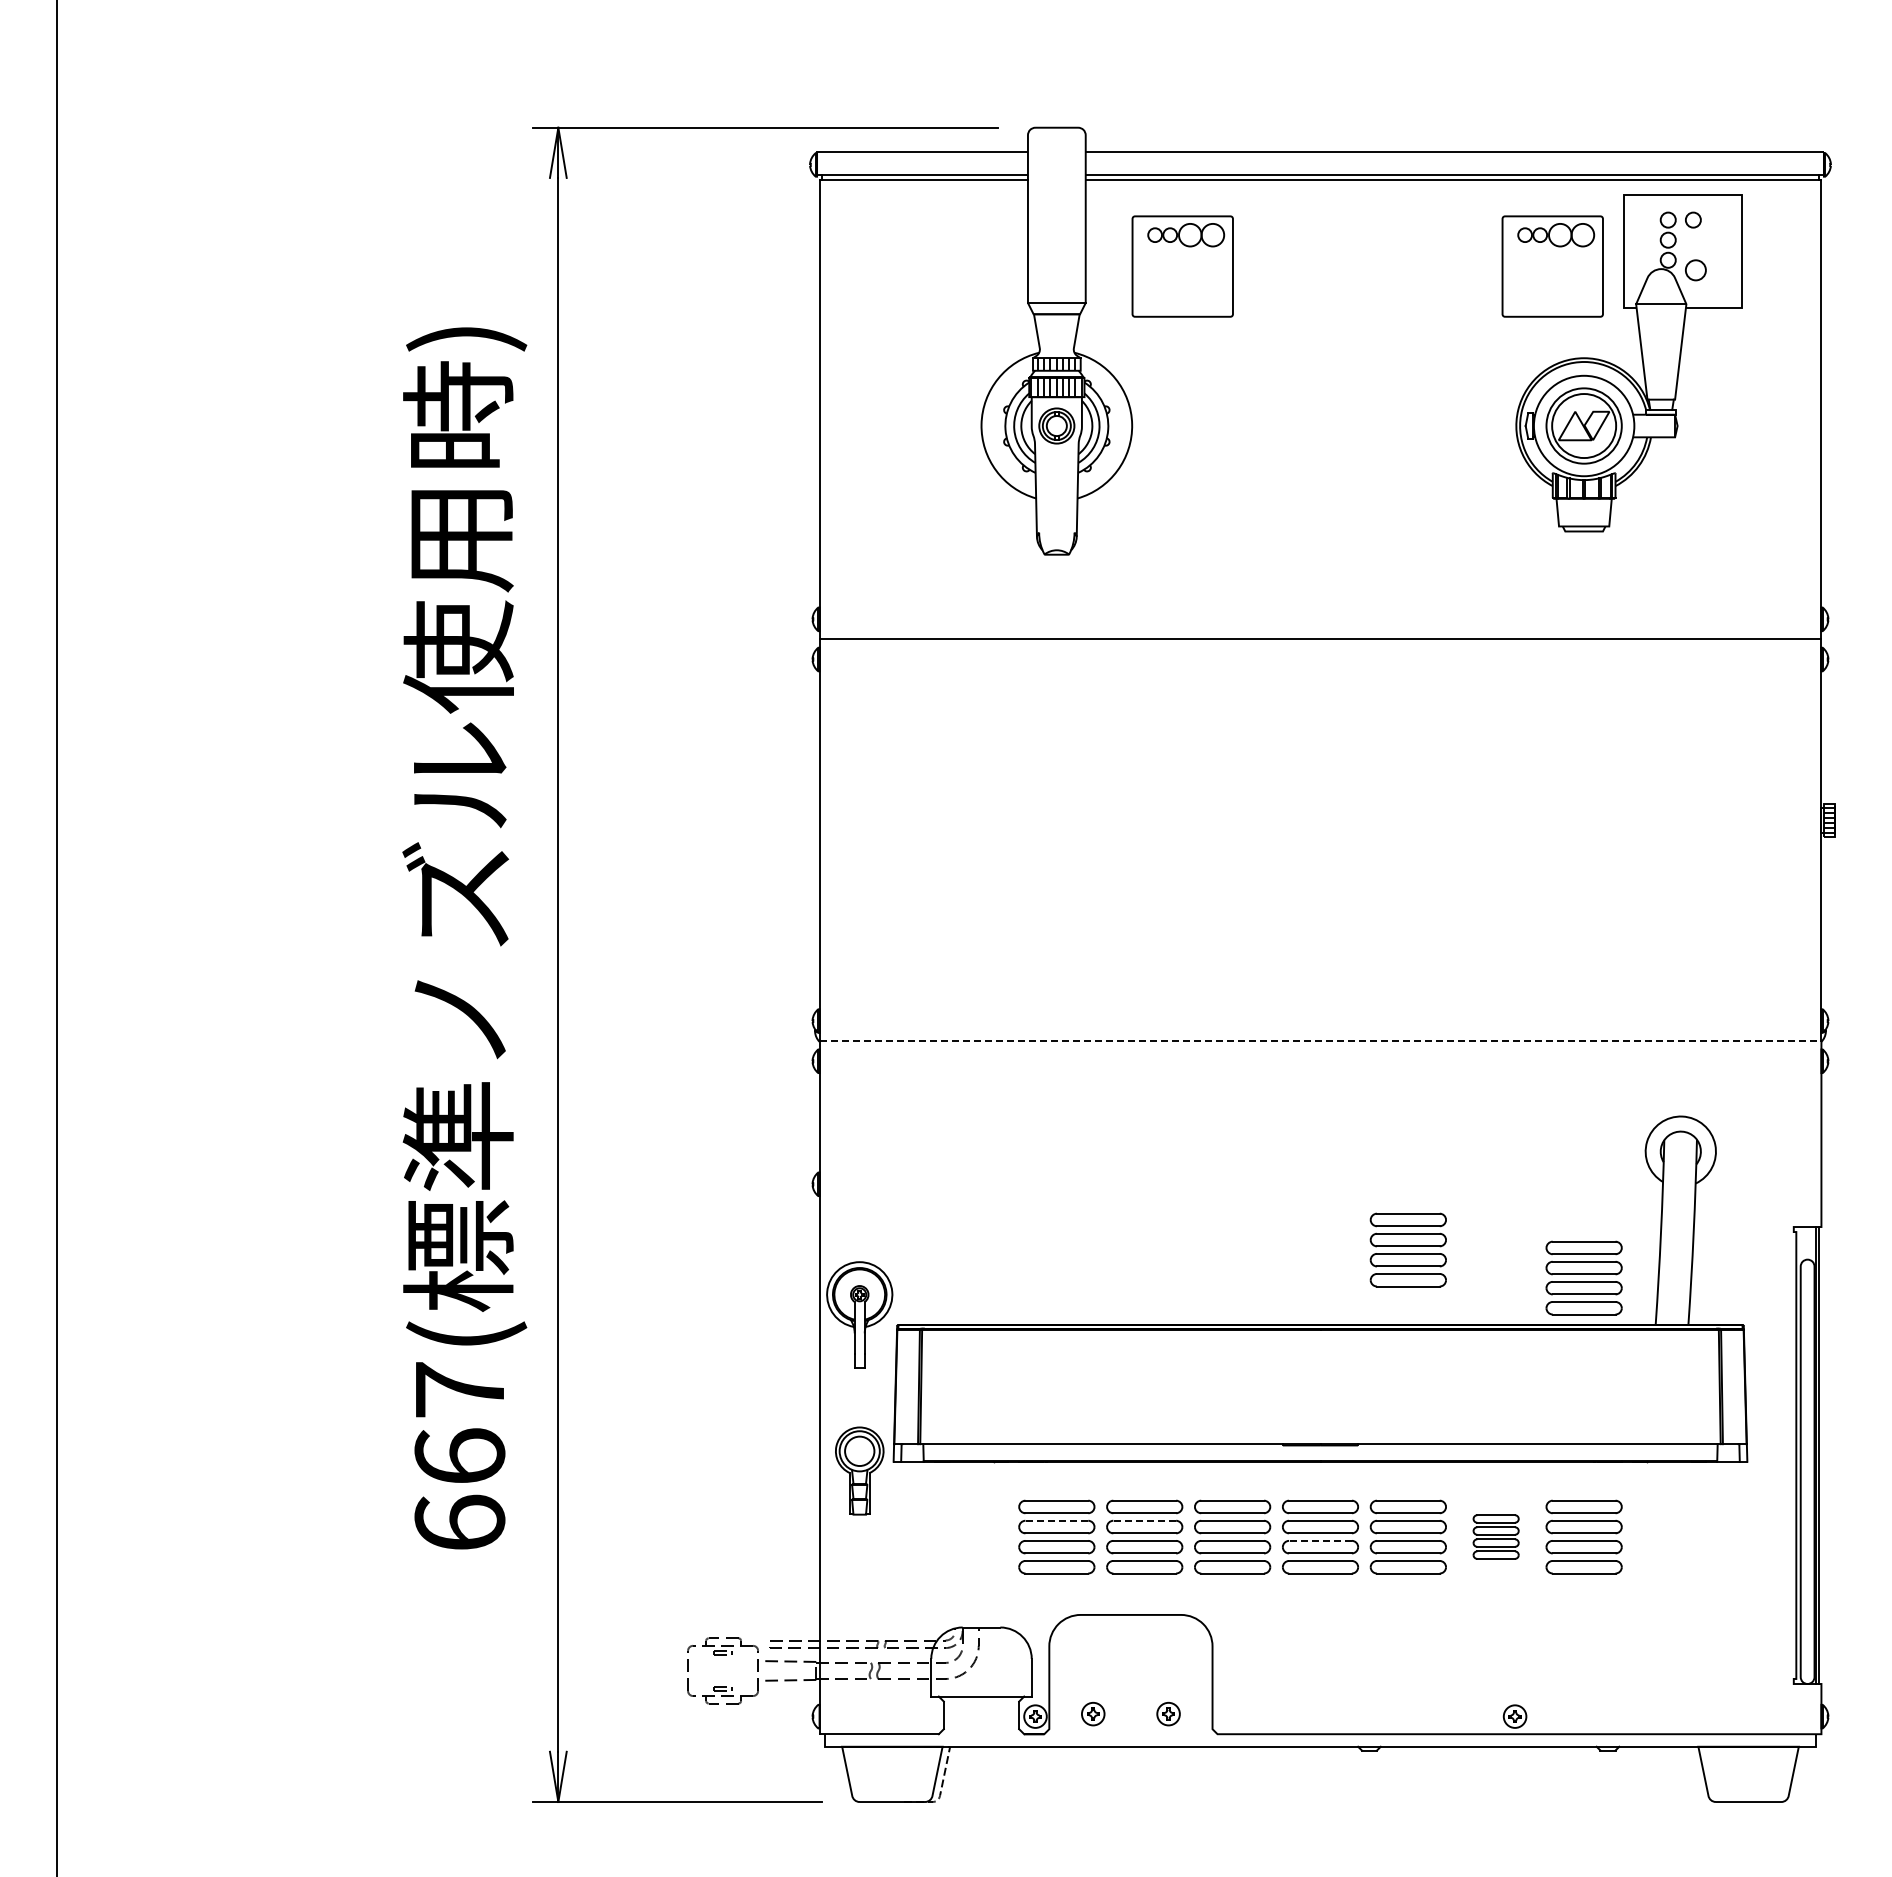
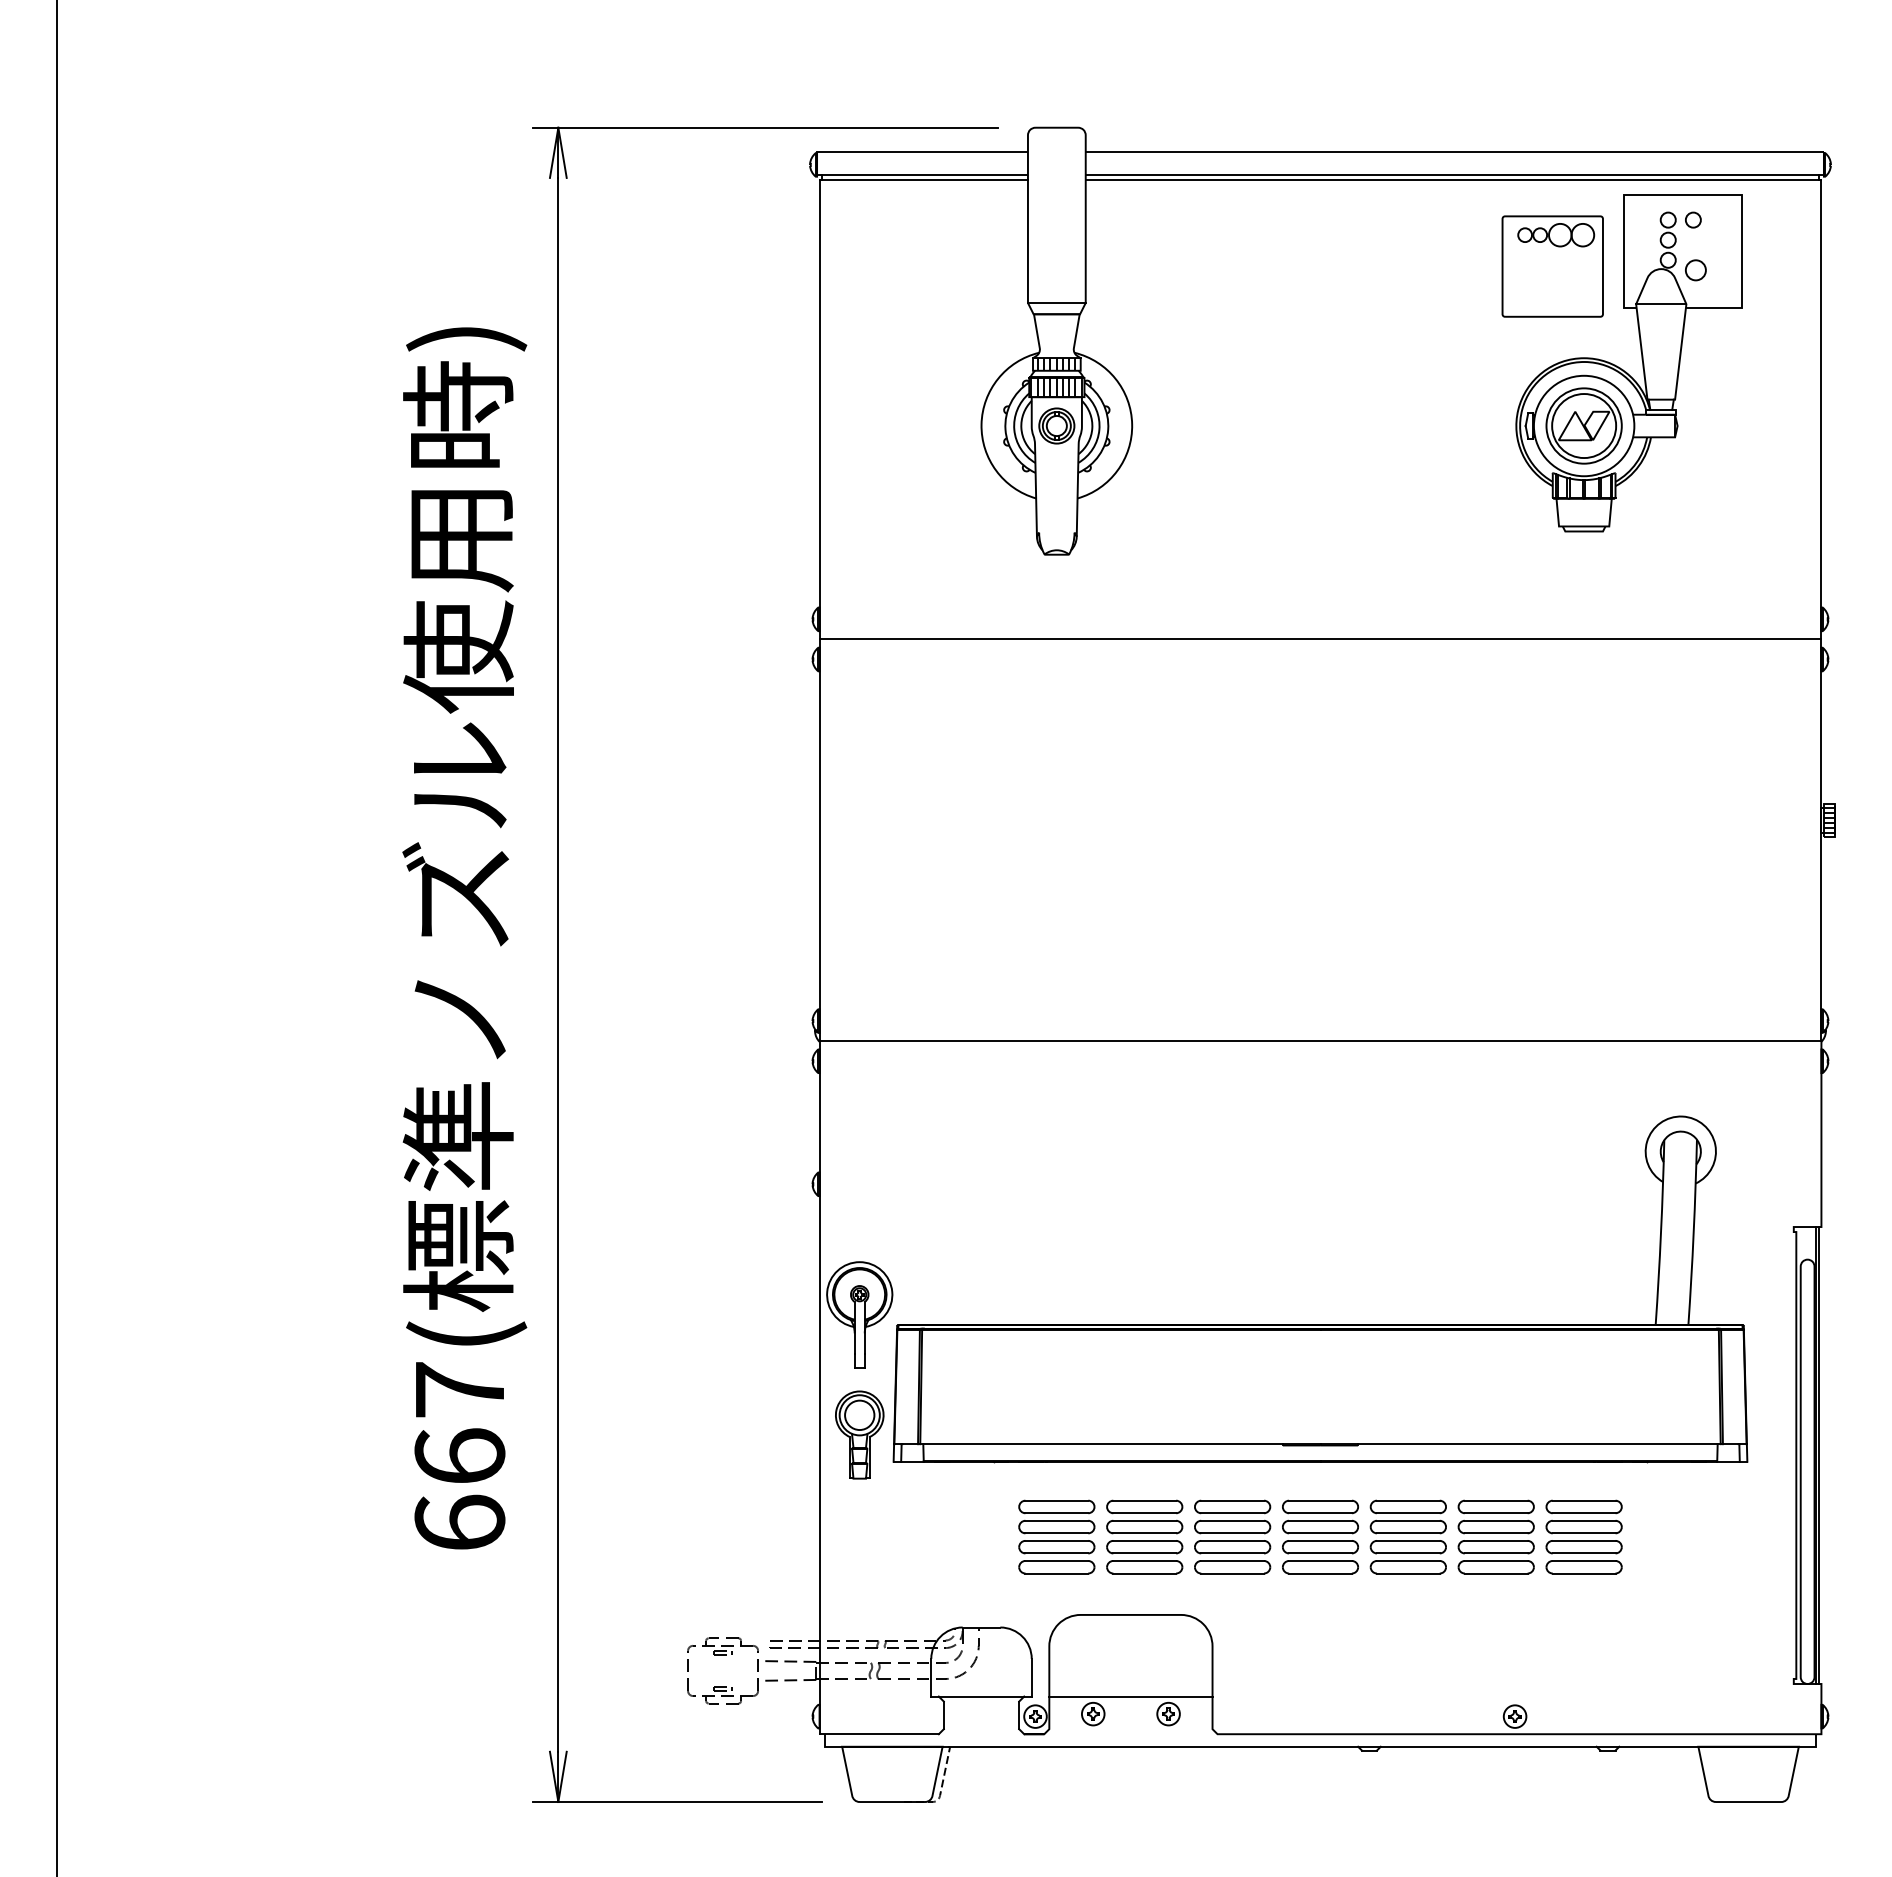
part: present -> none (1182, 266)
line: dashed -> solid (1320, 1041)
part: present -> none (1407, 1249)
part: present -> none (1583, 1277)
part position: (859, 1470) -> (859, 1434) (859, 1434)
line: dashed -> solid (1056, 1520)
line: dashed -> solid (1144, 1520)
part size: 48x46 px -> 78x76 px (1495, 1536)
line: dashed -> solid (1320, 1540)
line: none -> present (1130, 1696)
